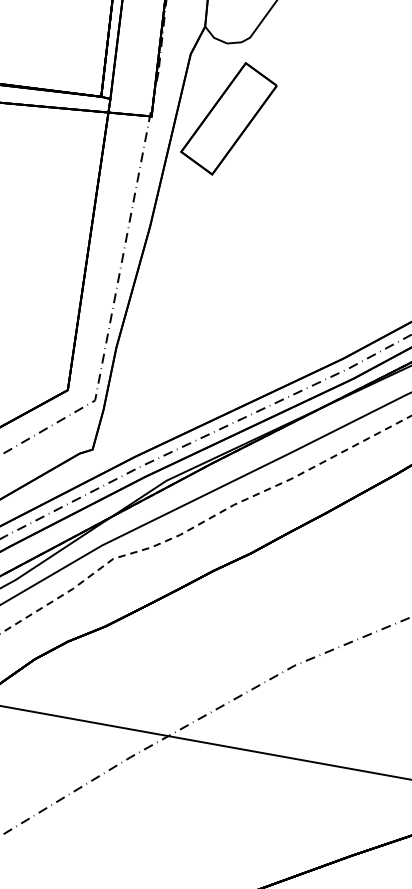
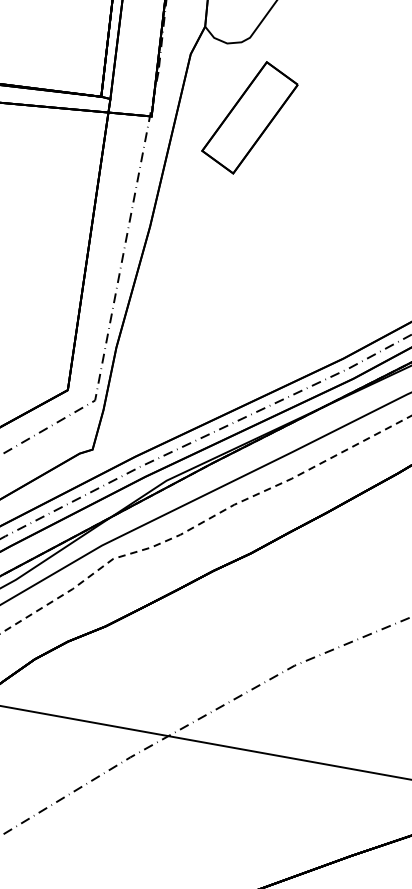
part position: (228, 118) -> (249, 117) (249, 117)
